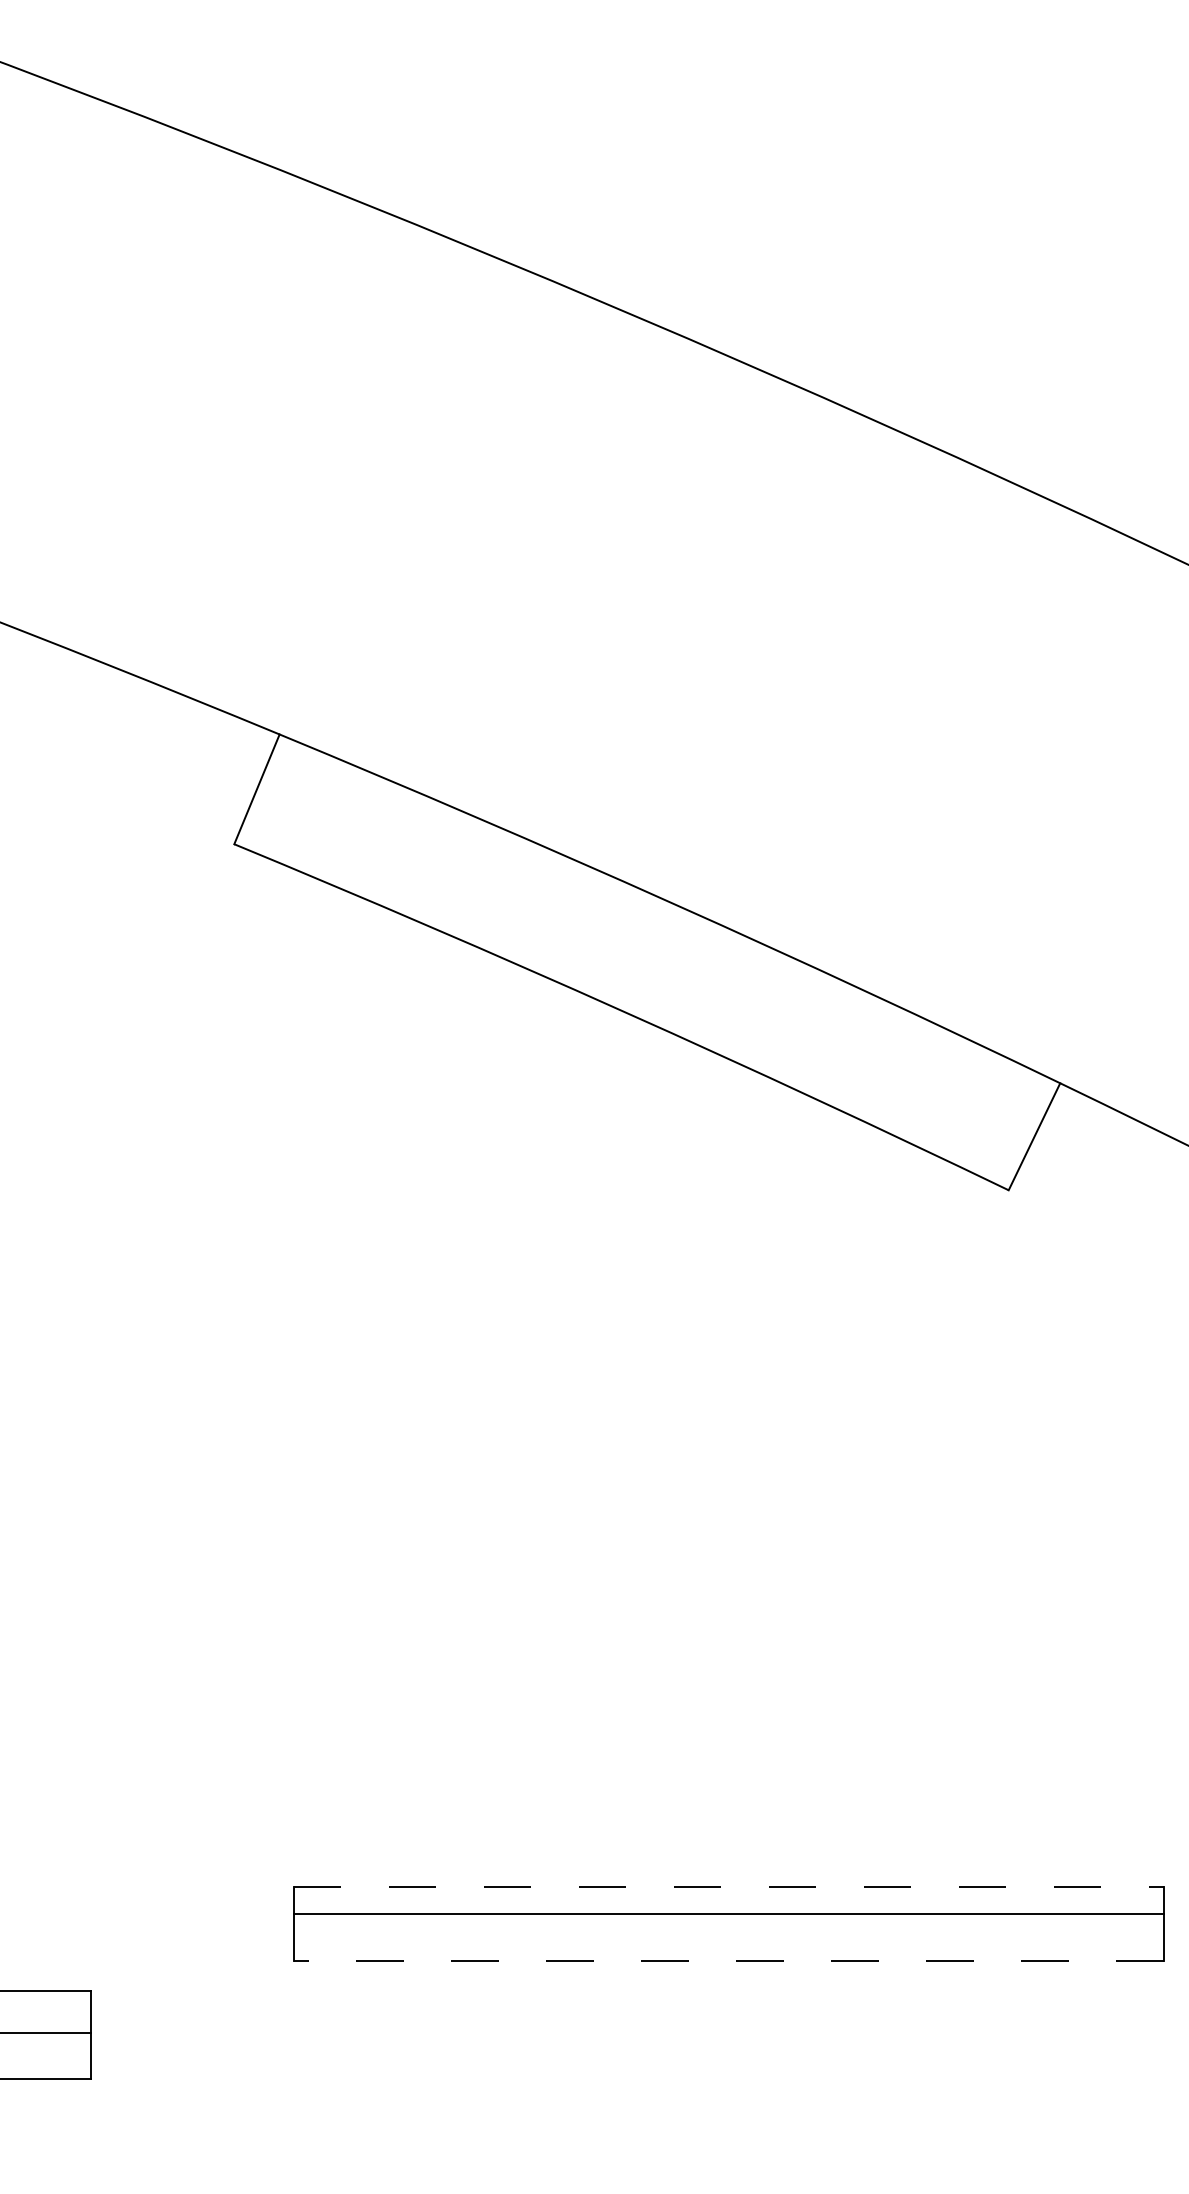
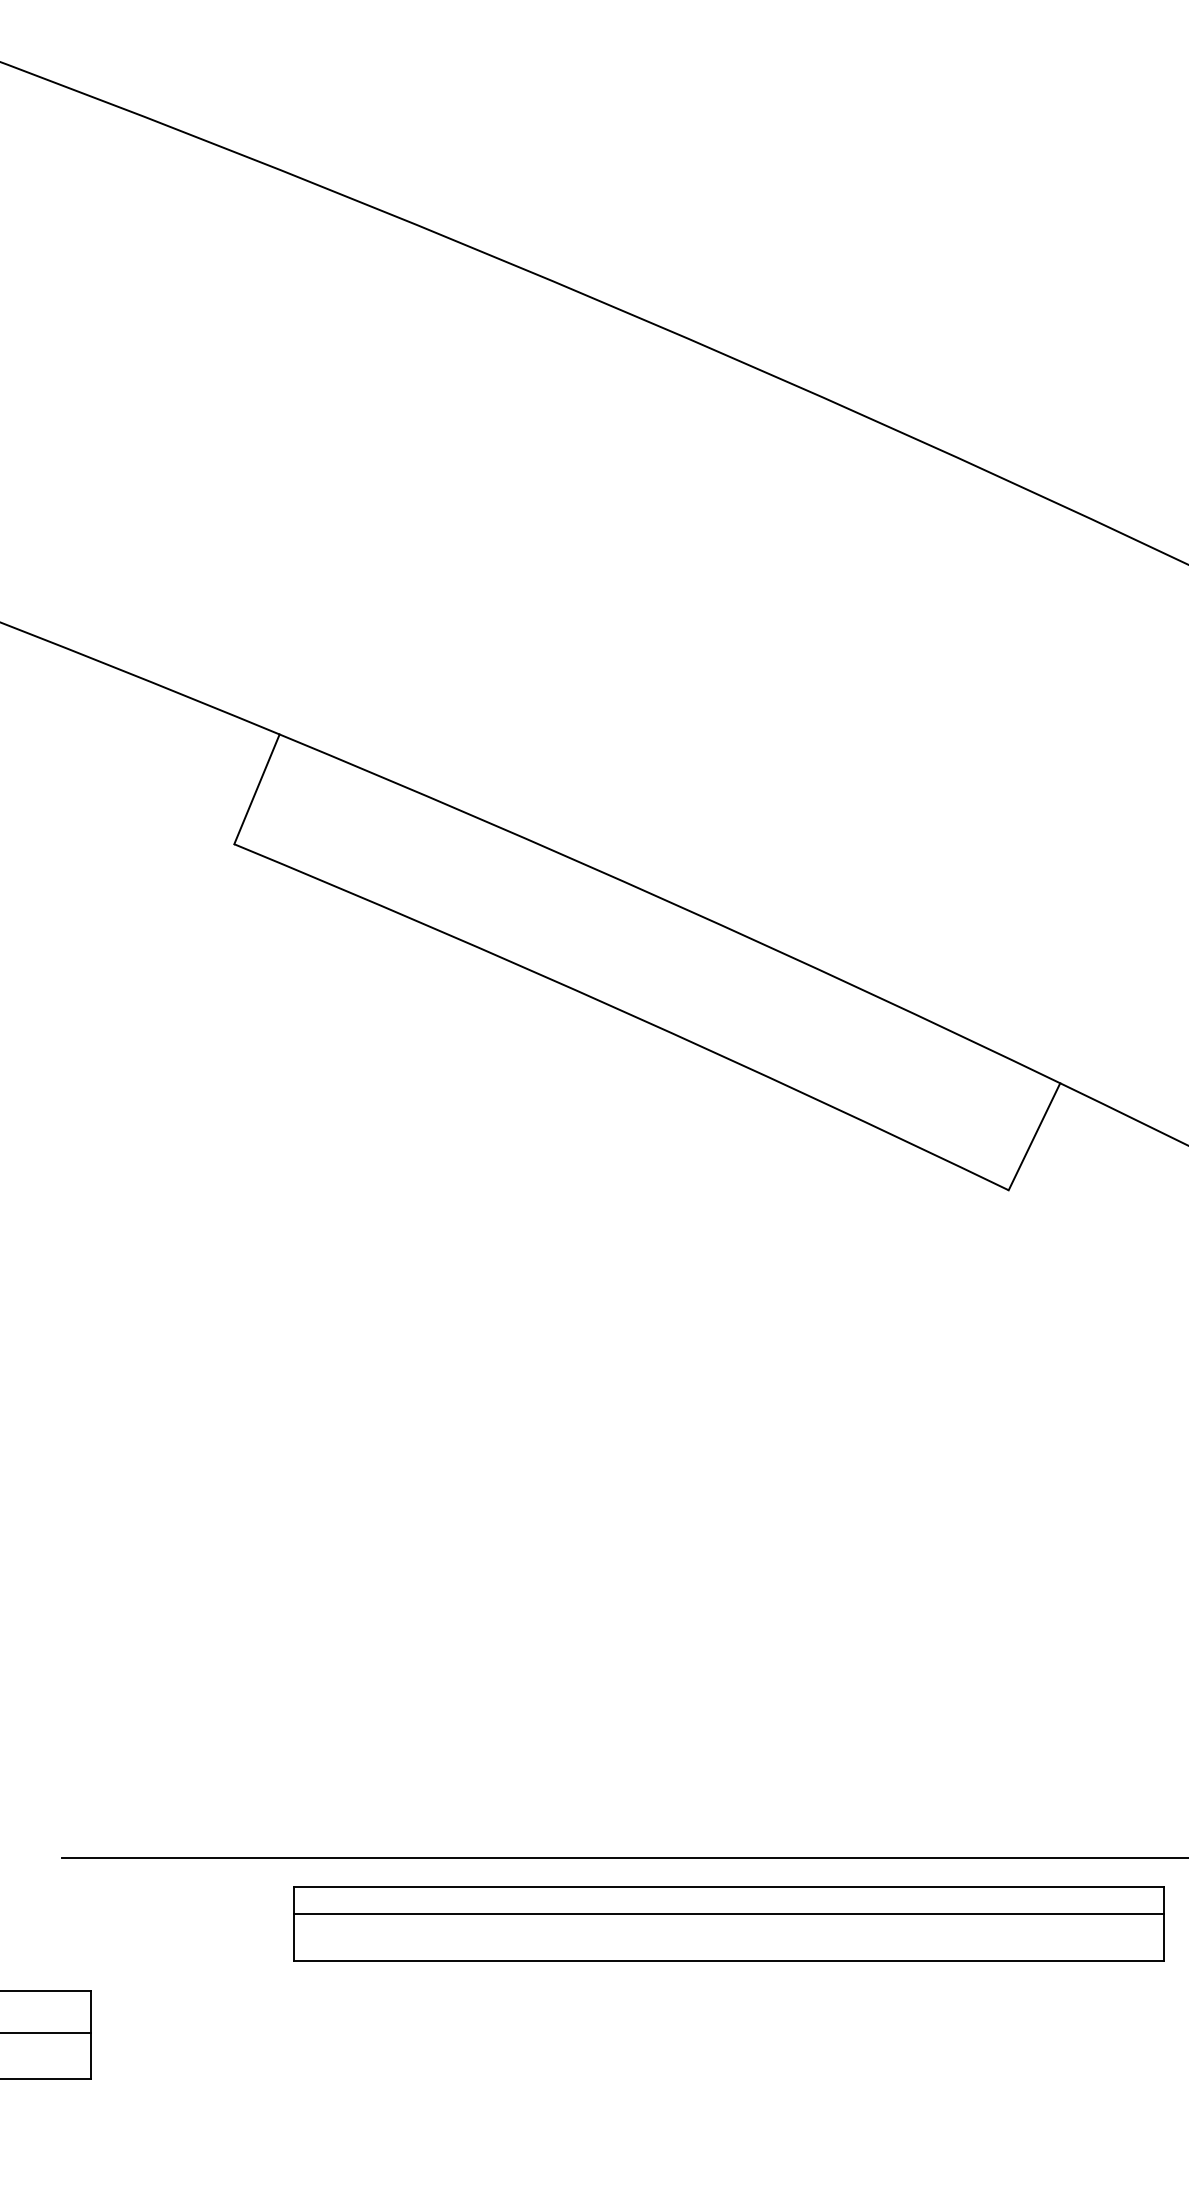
line: none -> present (623, 1857)
line: dashed -> solid (729, 1886)
line: dashed -> solid (728, 1961)
